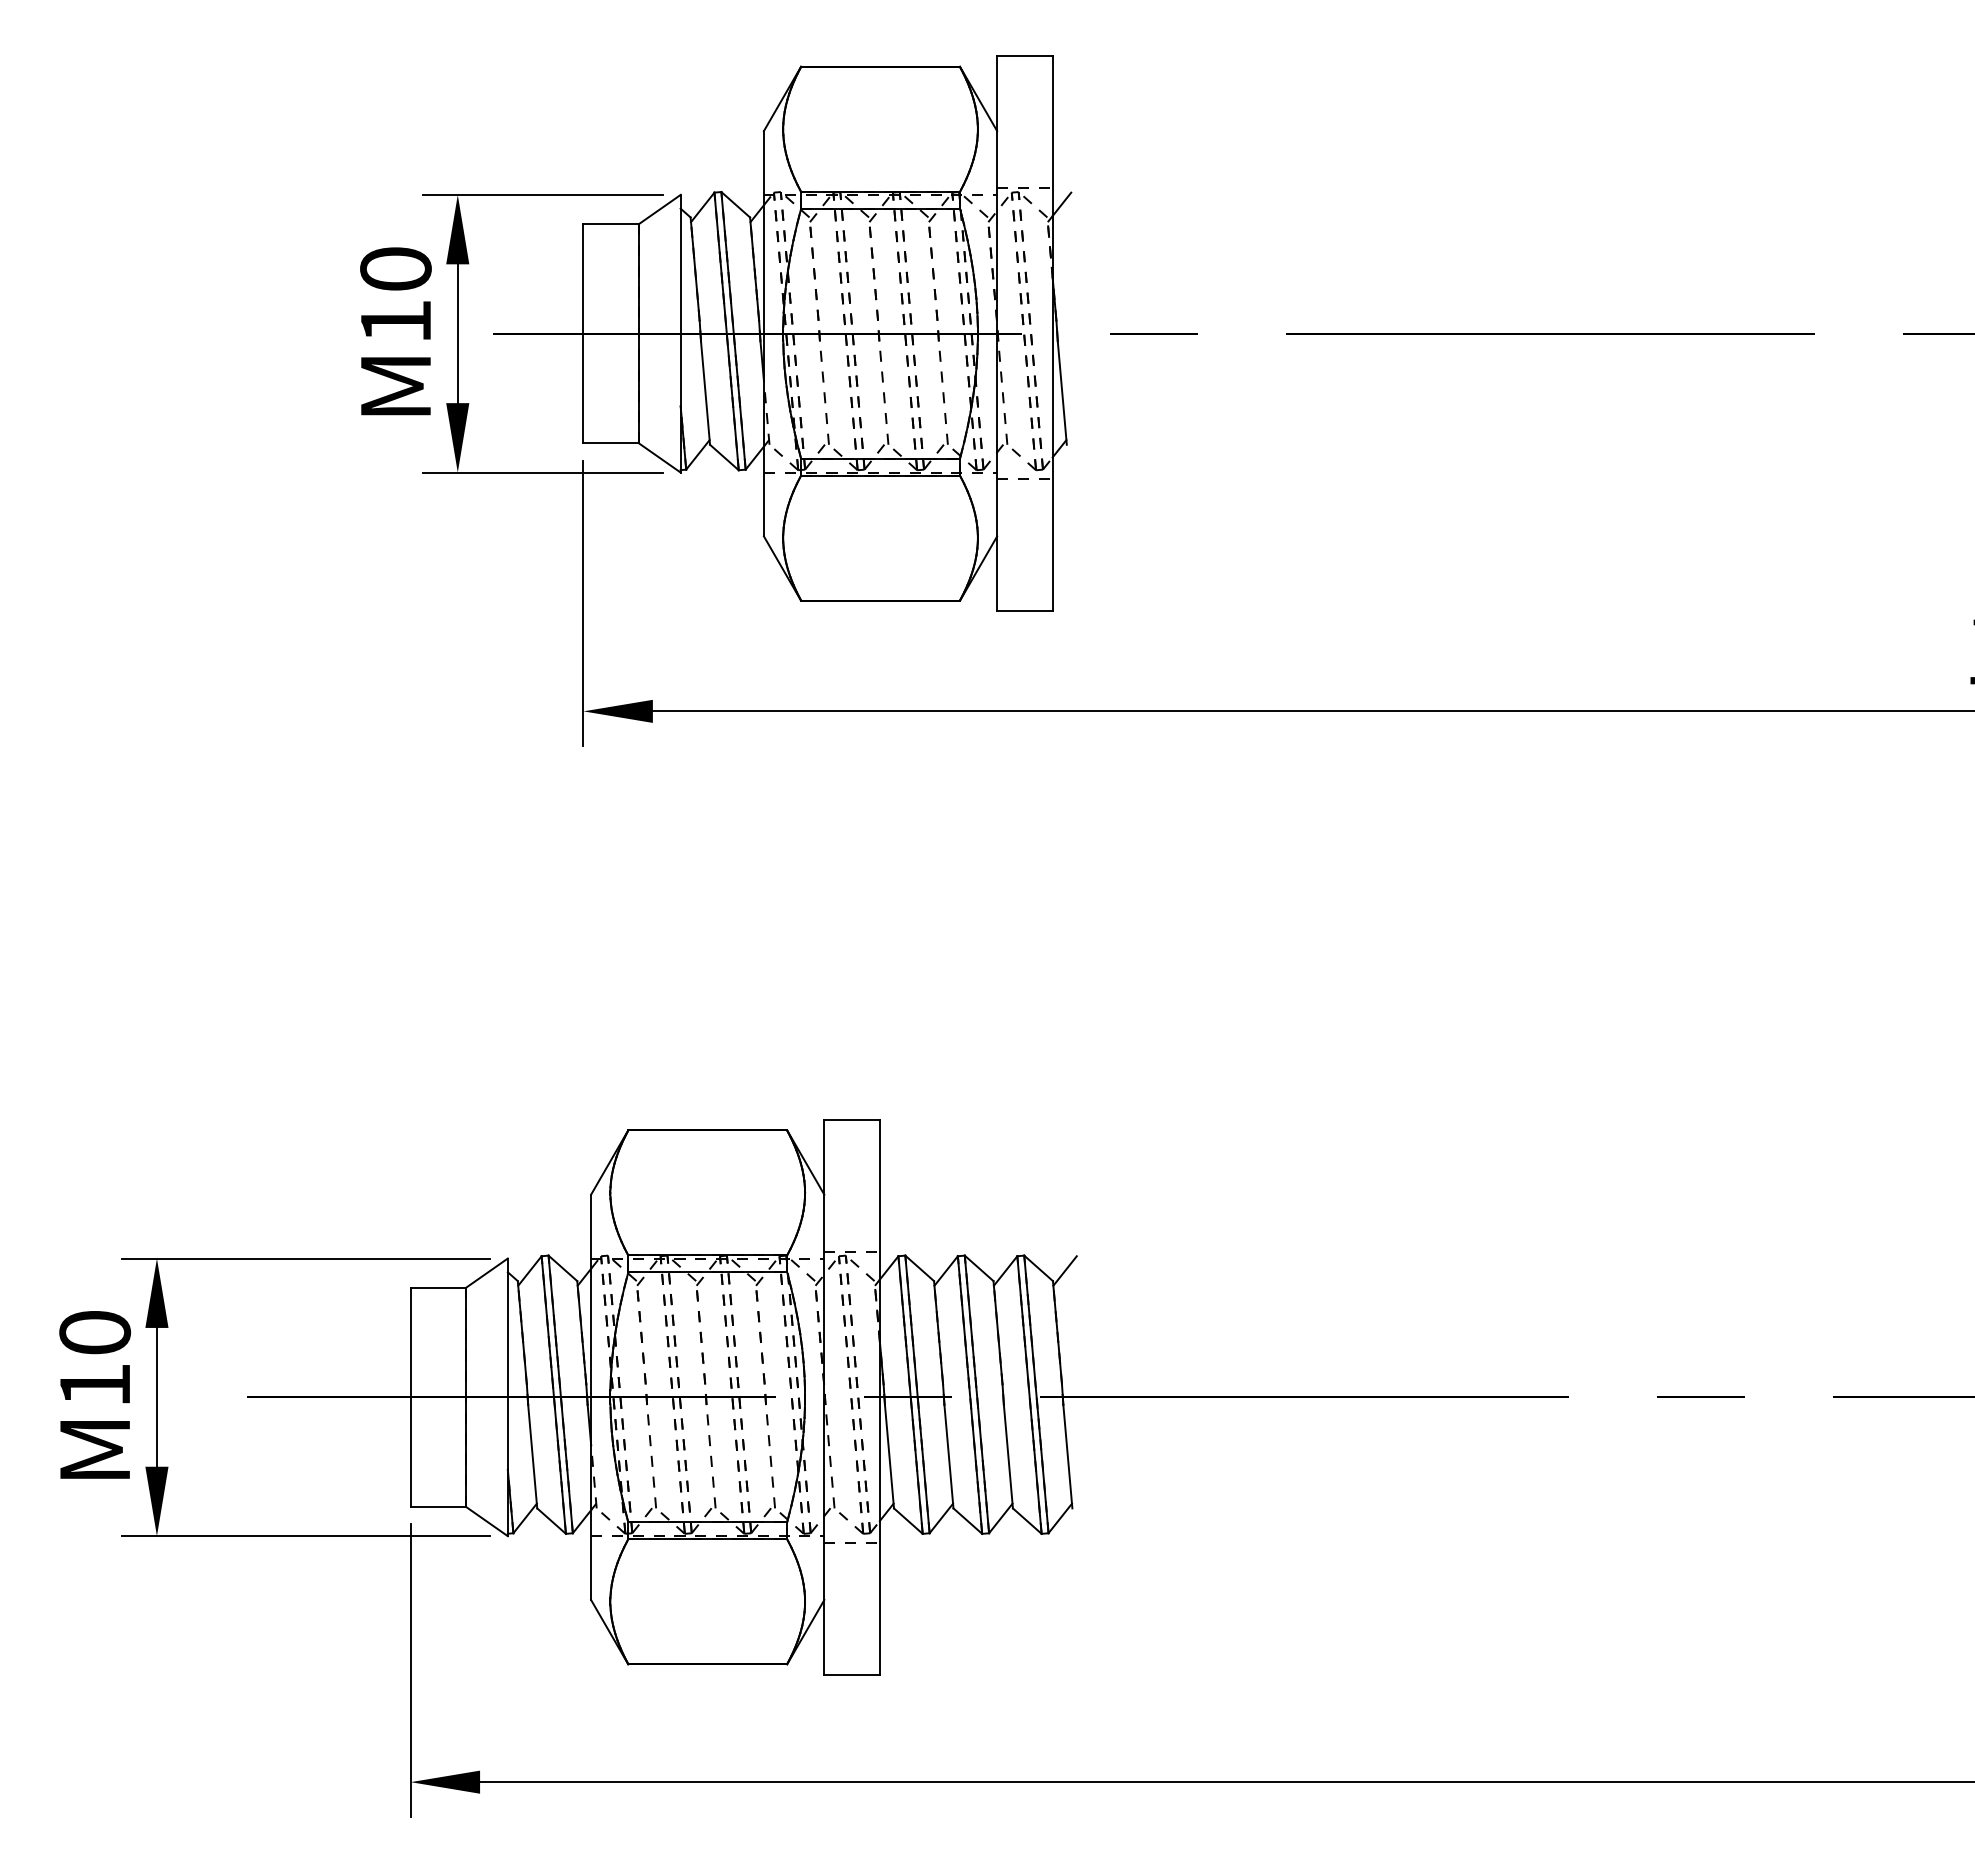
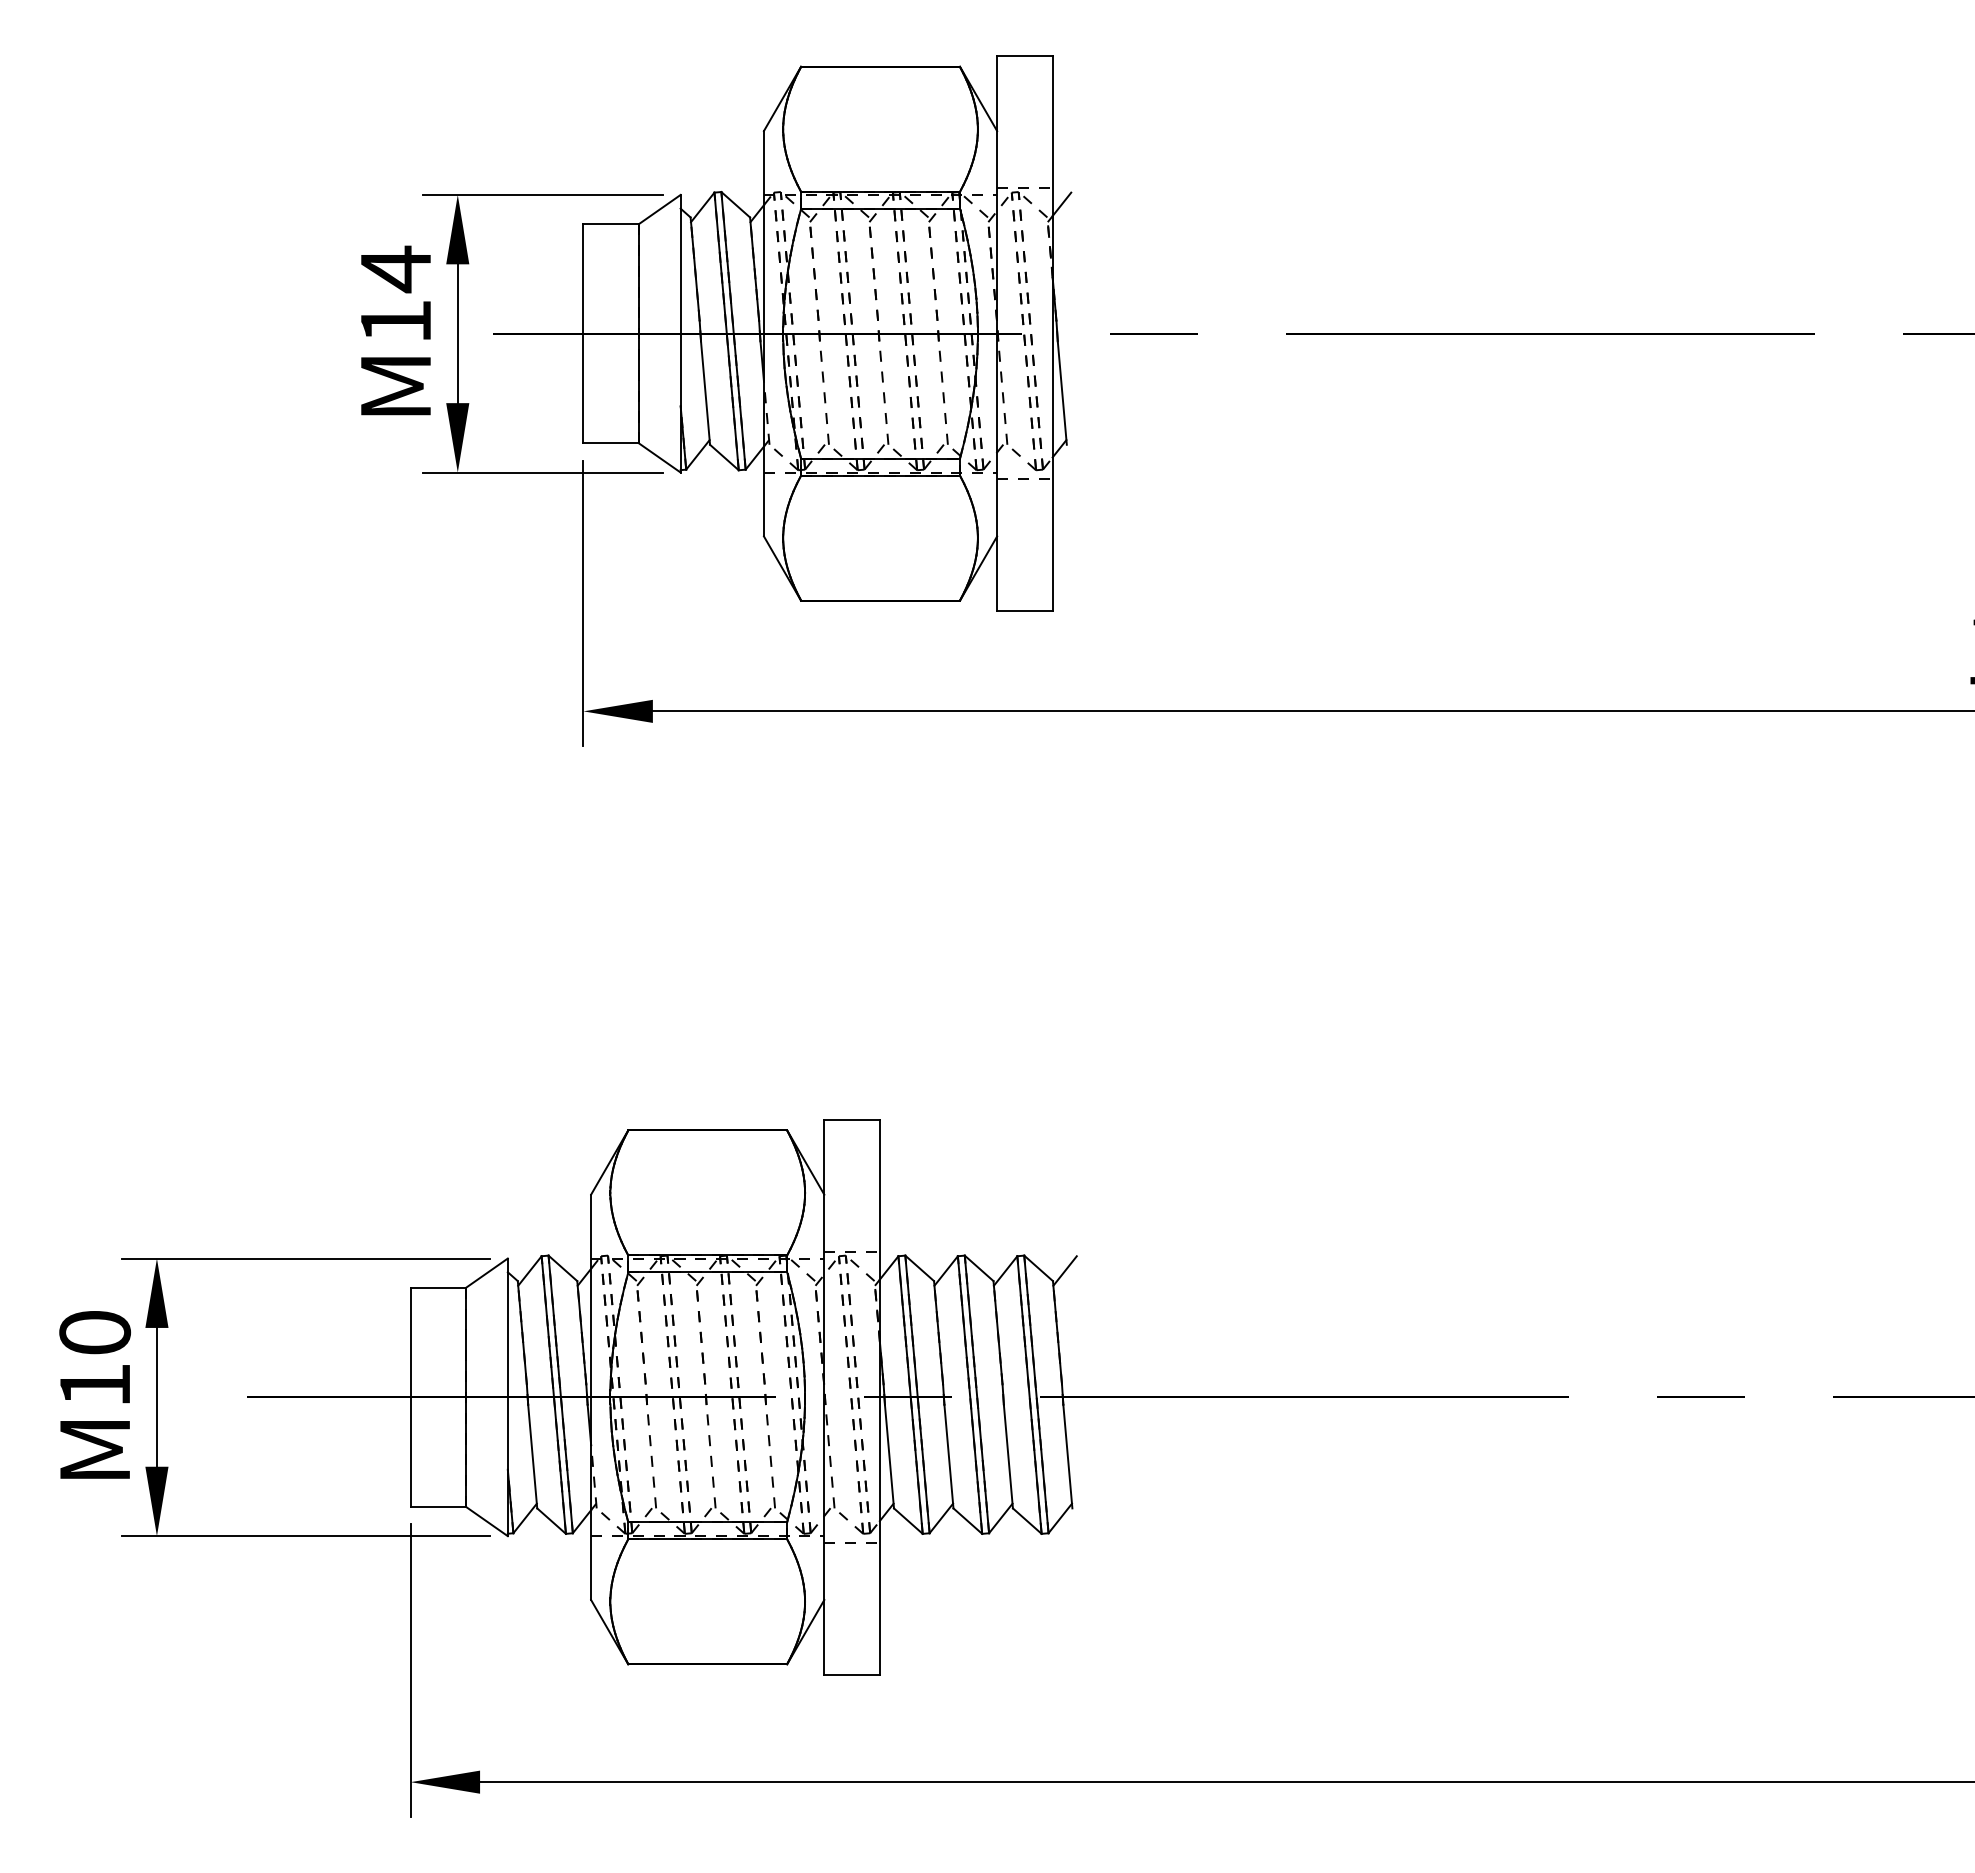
text: 10 -> 14 (395, 269)
